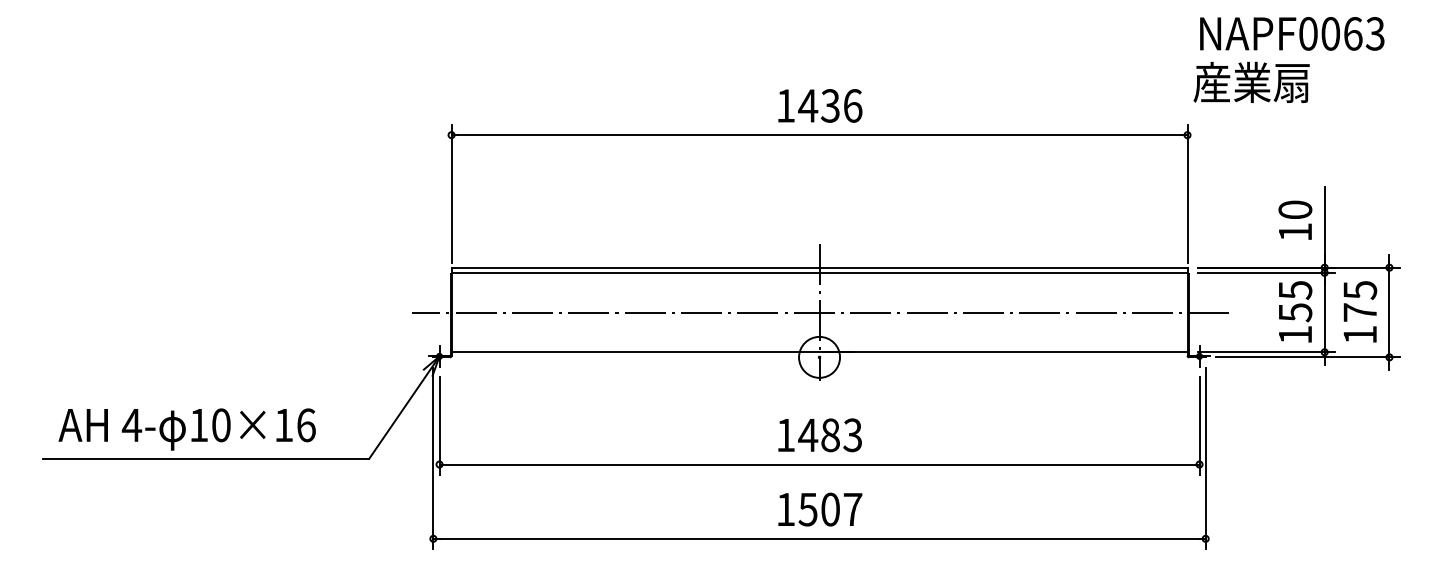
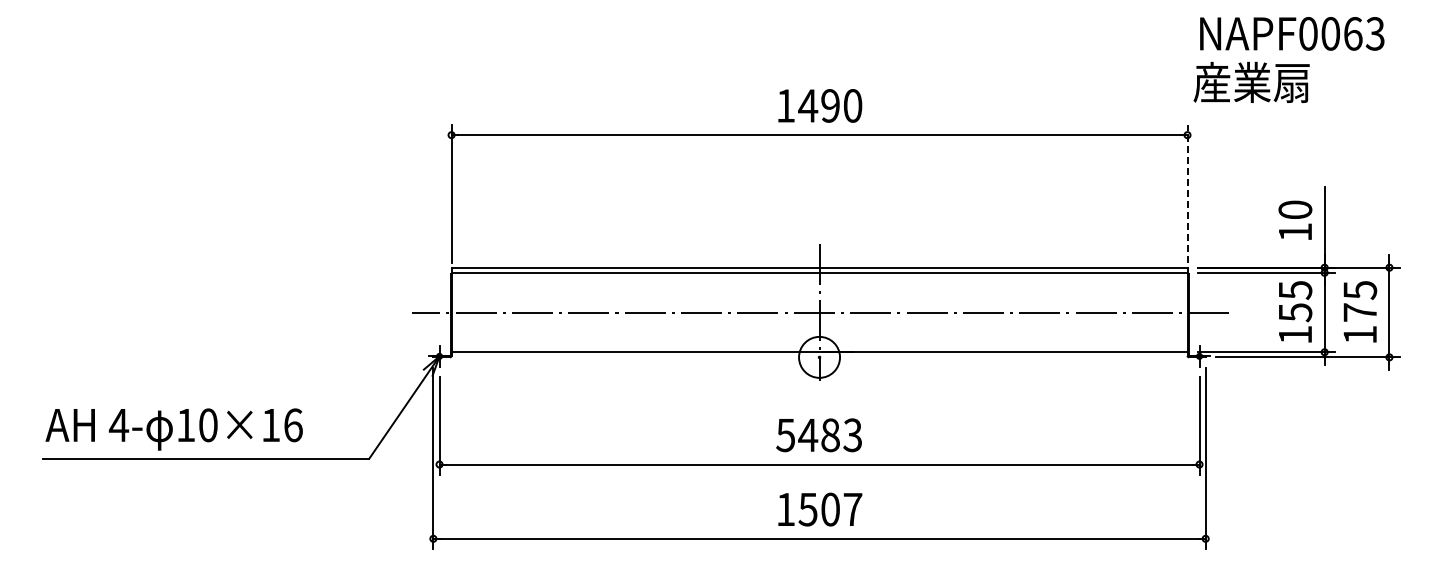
text: 1436 -> 1490 (841, 105)
line: solid -> dashed (1187, 193)
text position: (186, 429) -> (173, 429) (173, 429)
text: 1483 -> 5483 (785, 435)
